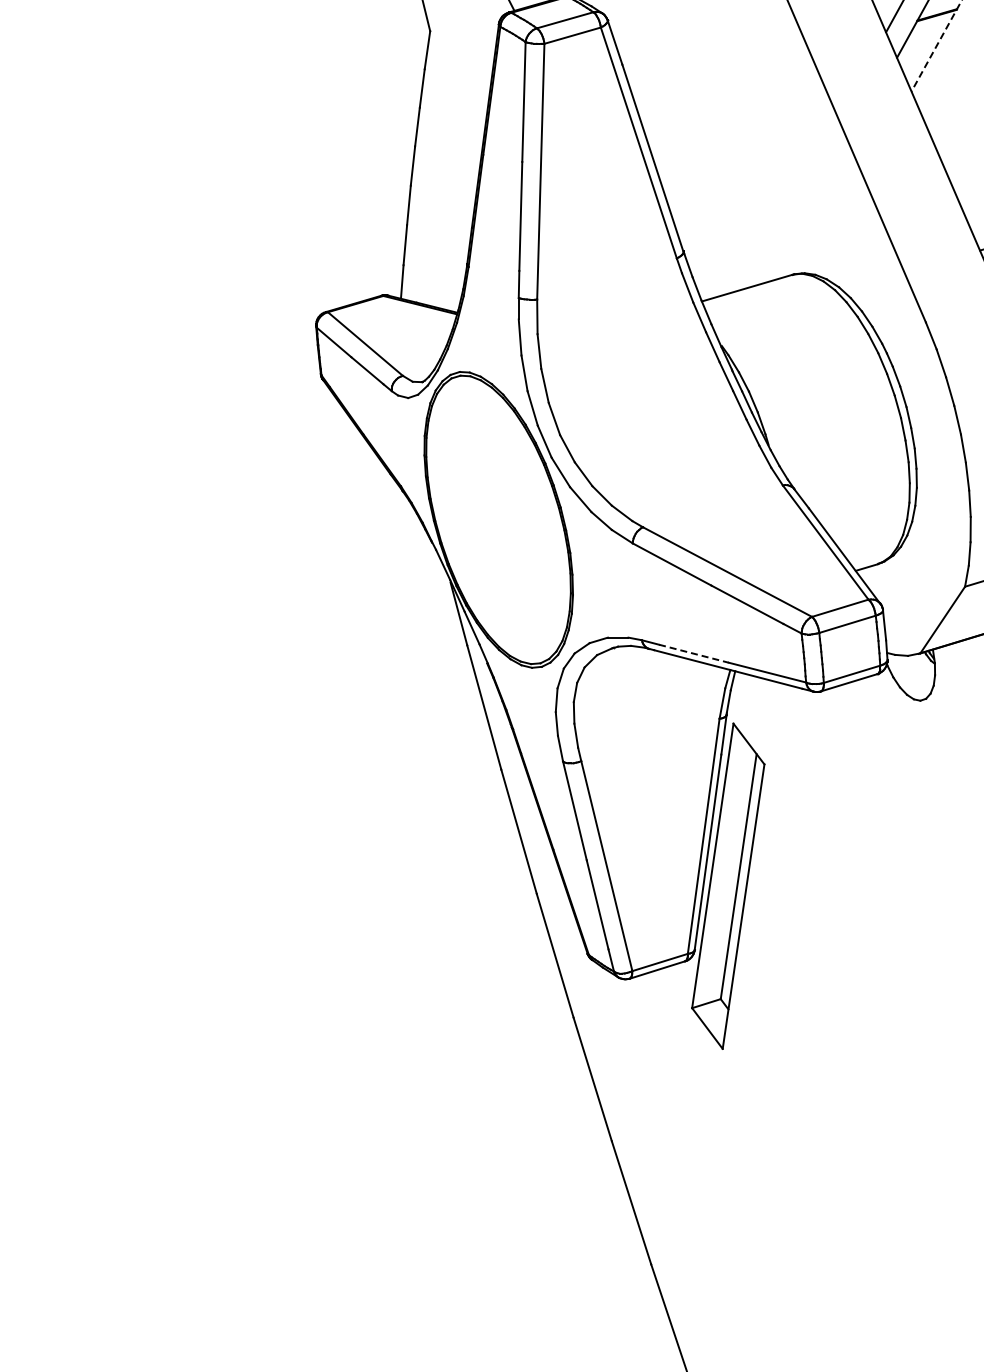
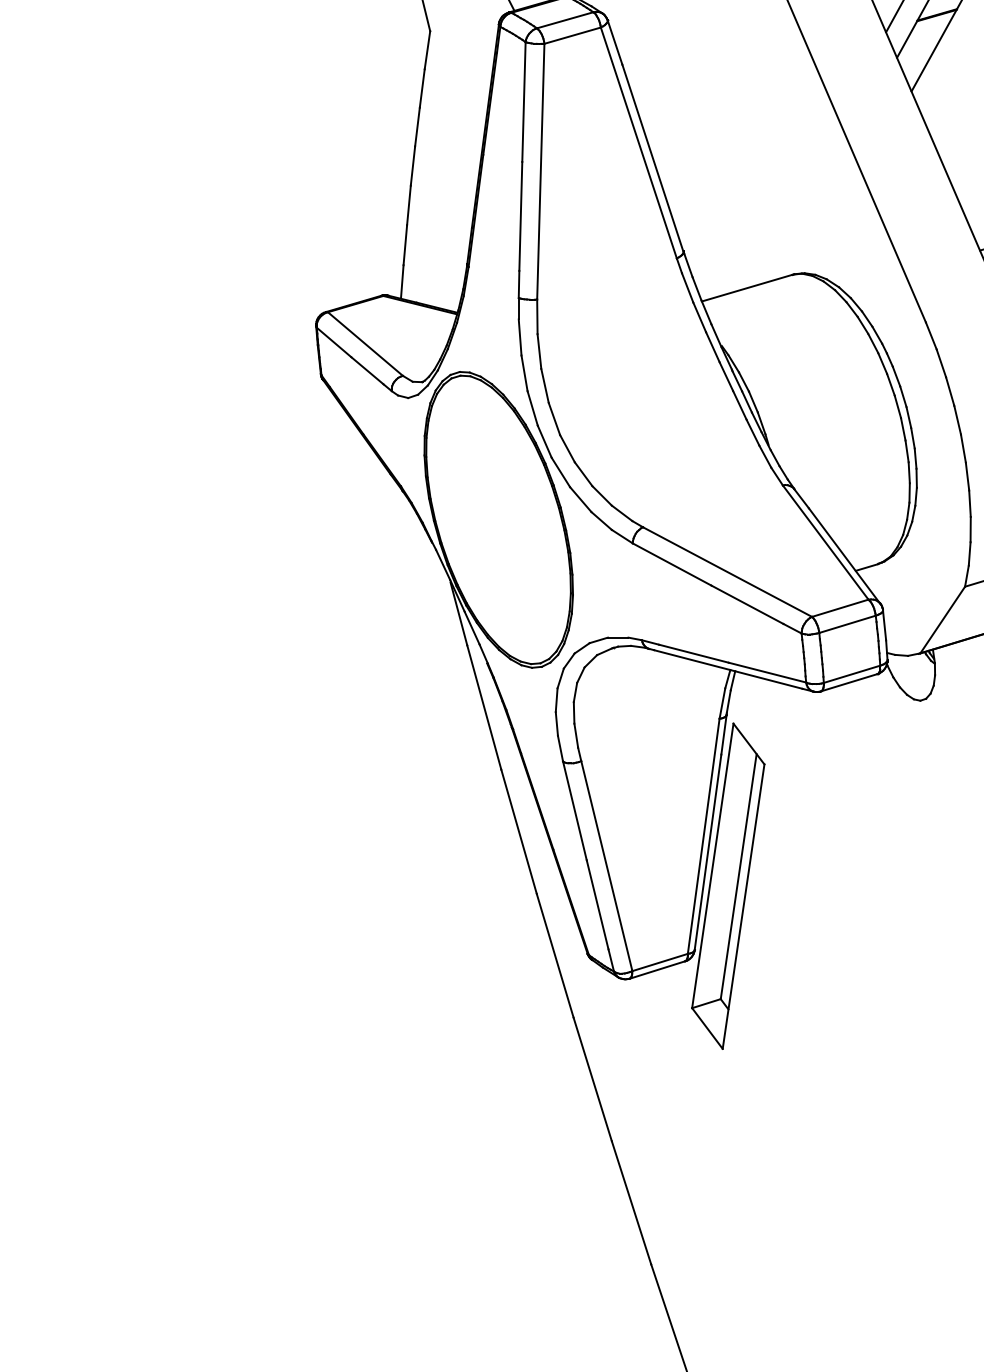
line: dashed -> solid (936, 45)
line: dashed -> solid (694, 653)
